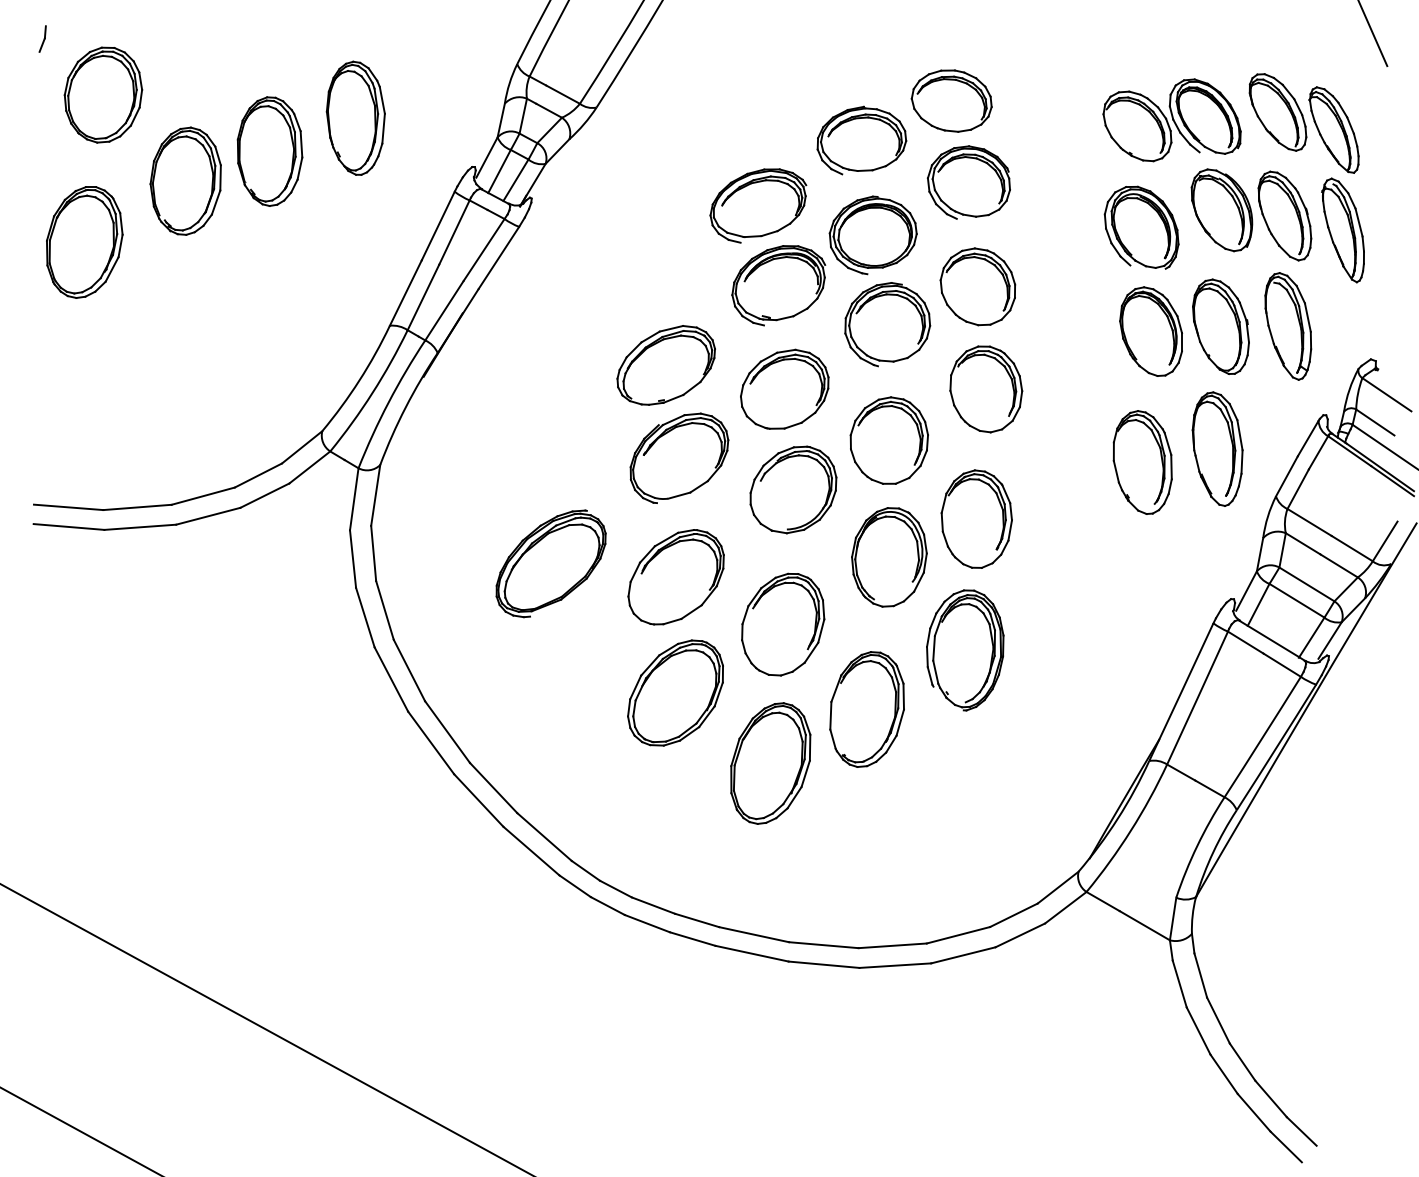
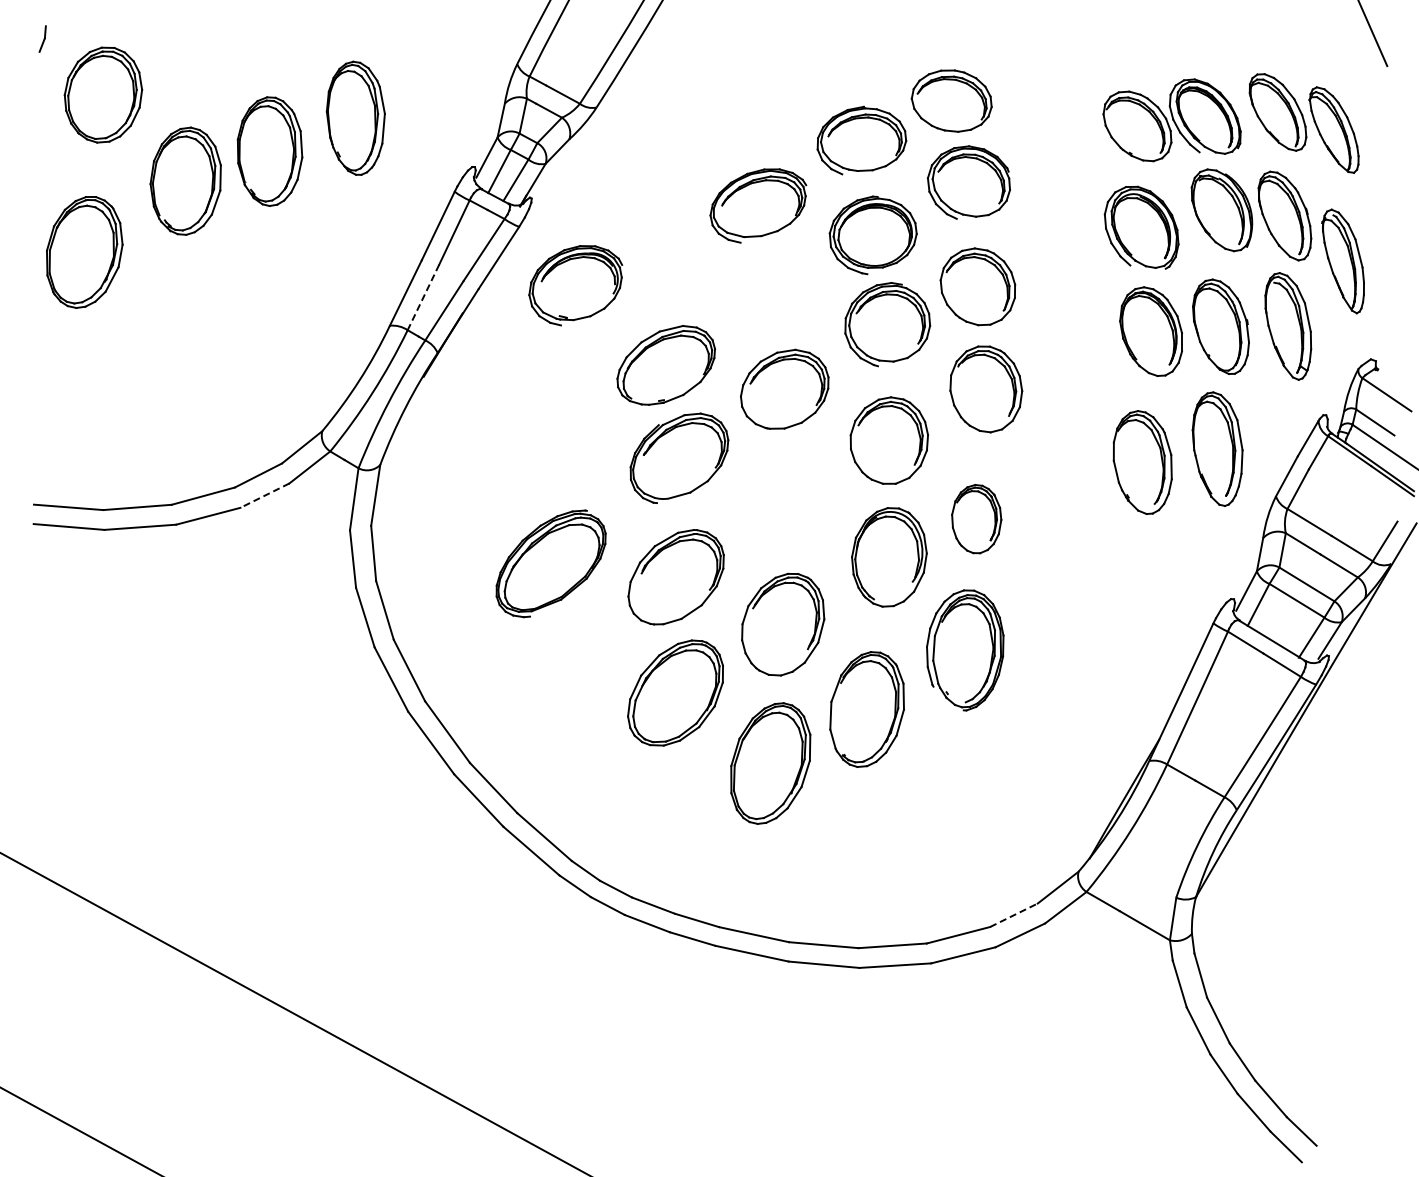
part position: (1342, 230) -> (1342, 261) (1342, 261)
part position: (84, 242) -> (84, 252) (84, 252)
part position: (778, 285) -> (575, 285) (575, 285)
line: solid -> dashed (423, 297)
part: present -> none (793, 489)
line: solid -> dashed (264, 495)
part size: 73x100 px -> 52x71 px (976, 519)
line: solid -> dashed (1013, 915)
line position: (265, 1029) -> (294, 1013) (294, 1013)
